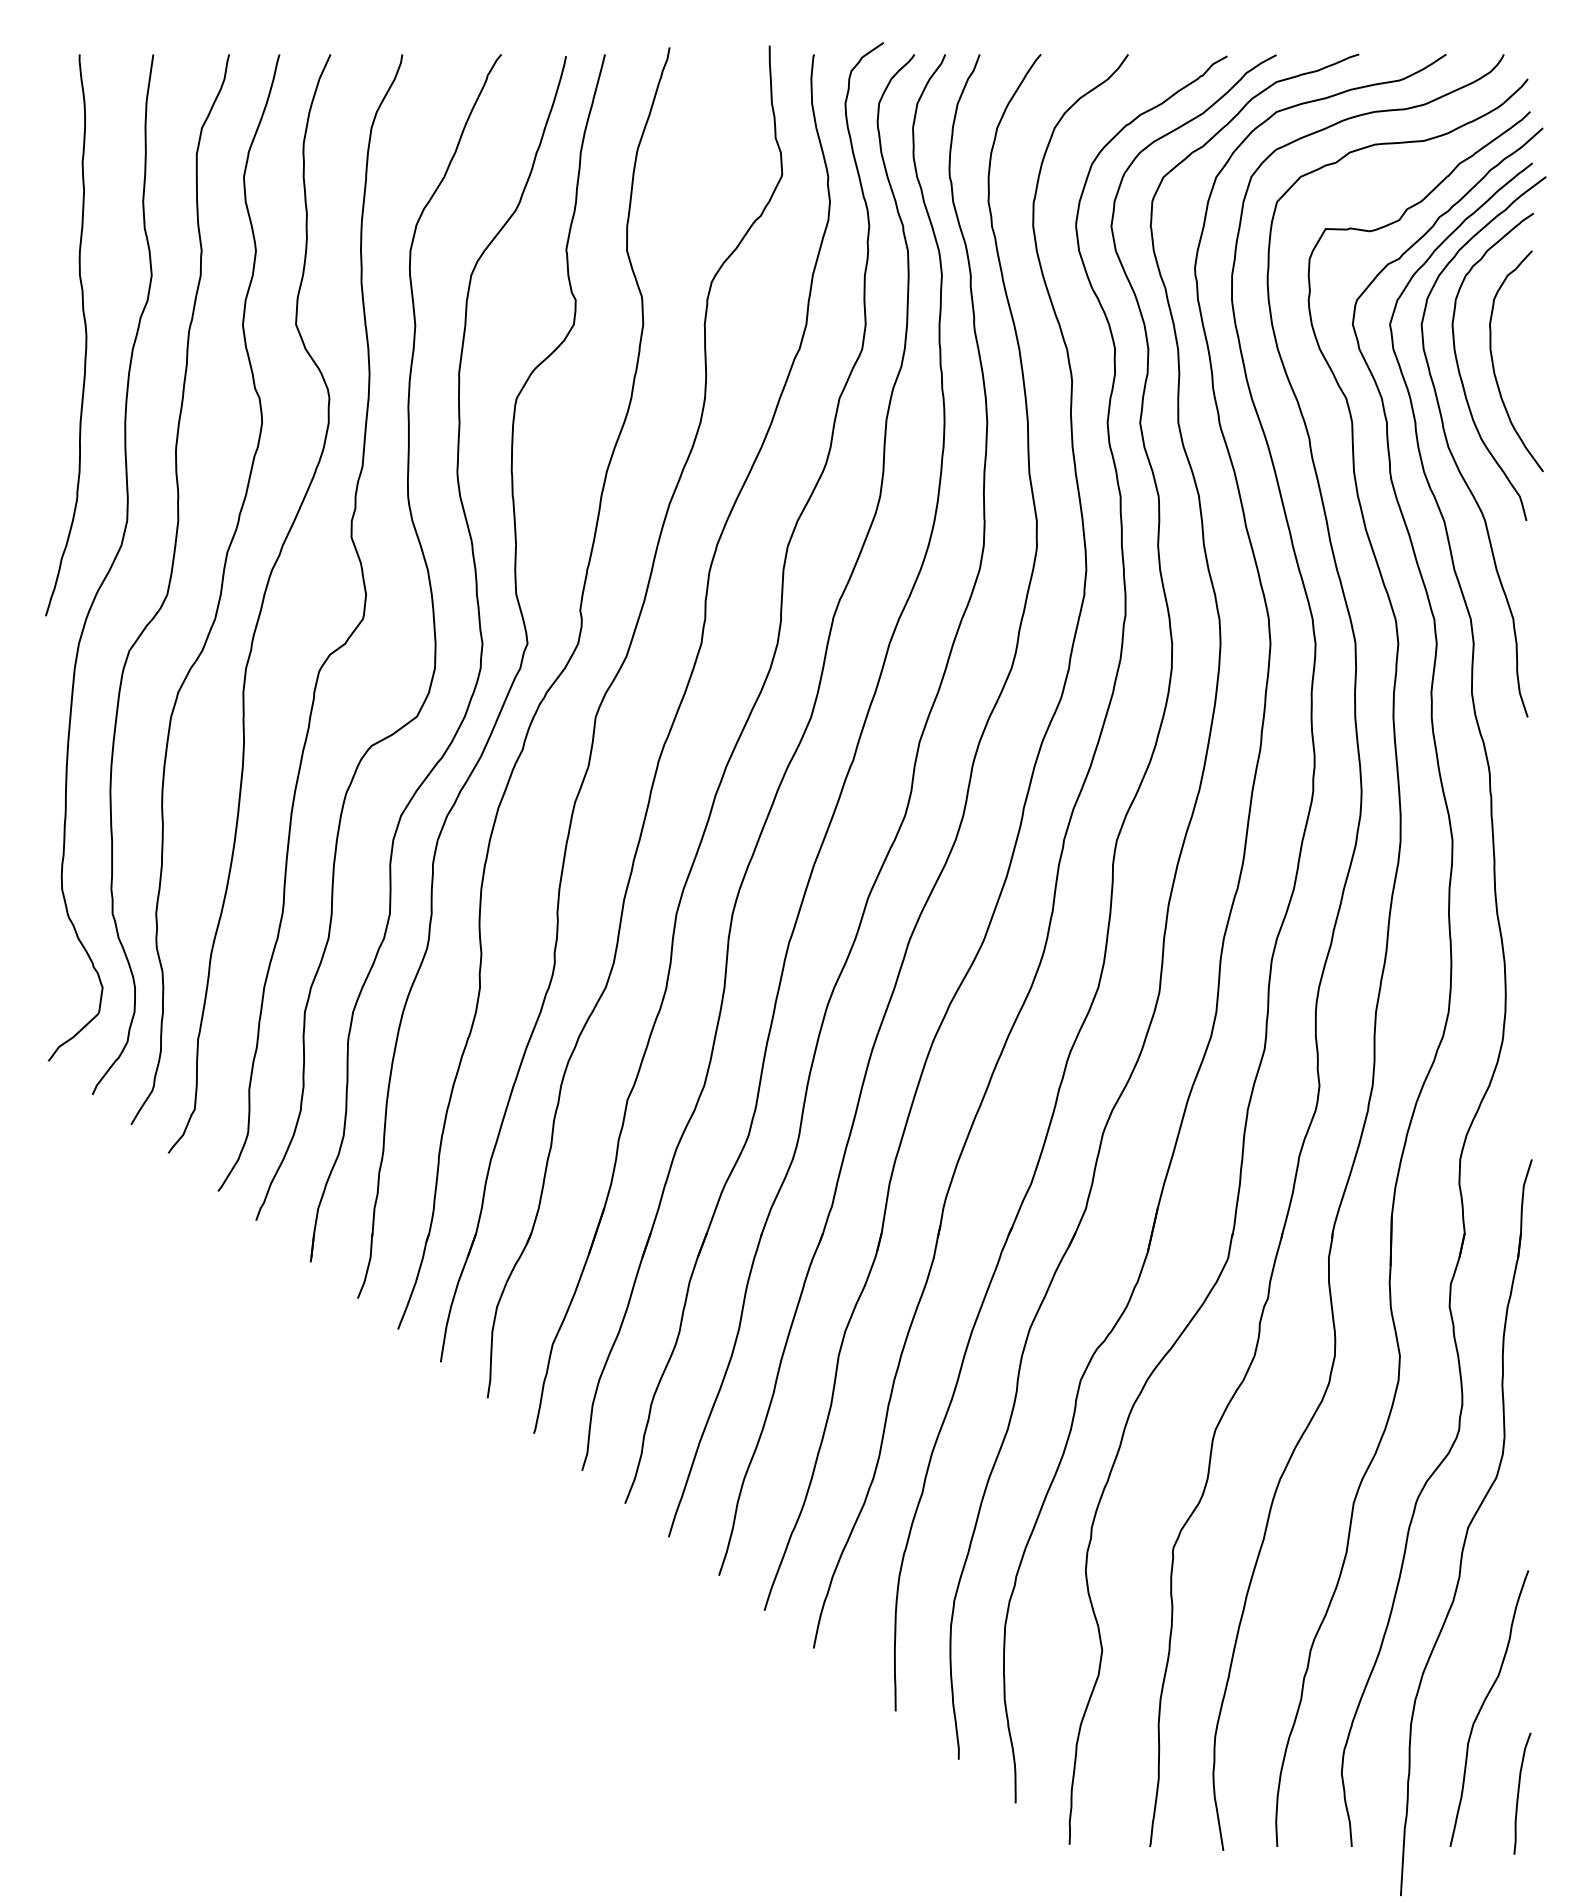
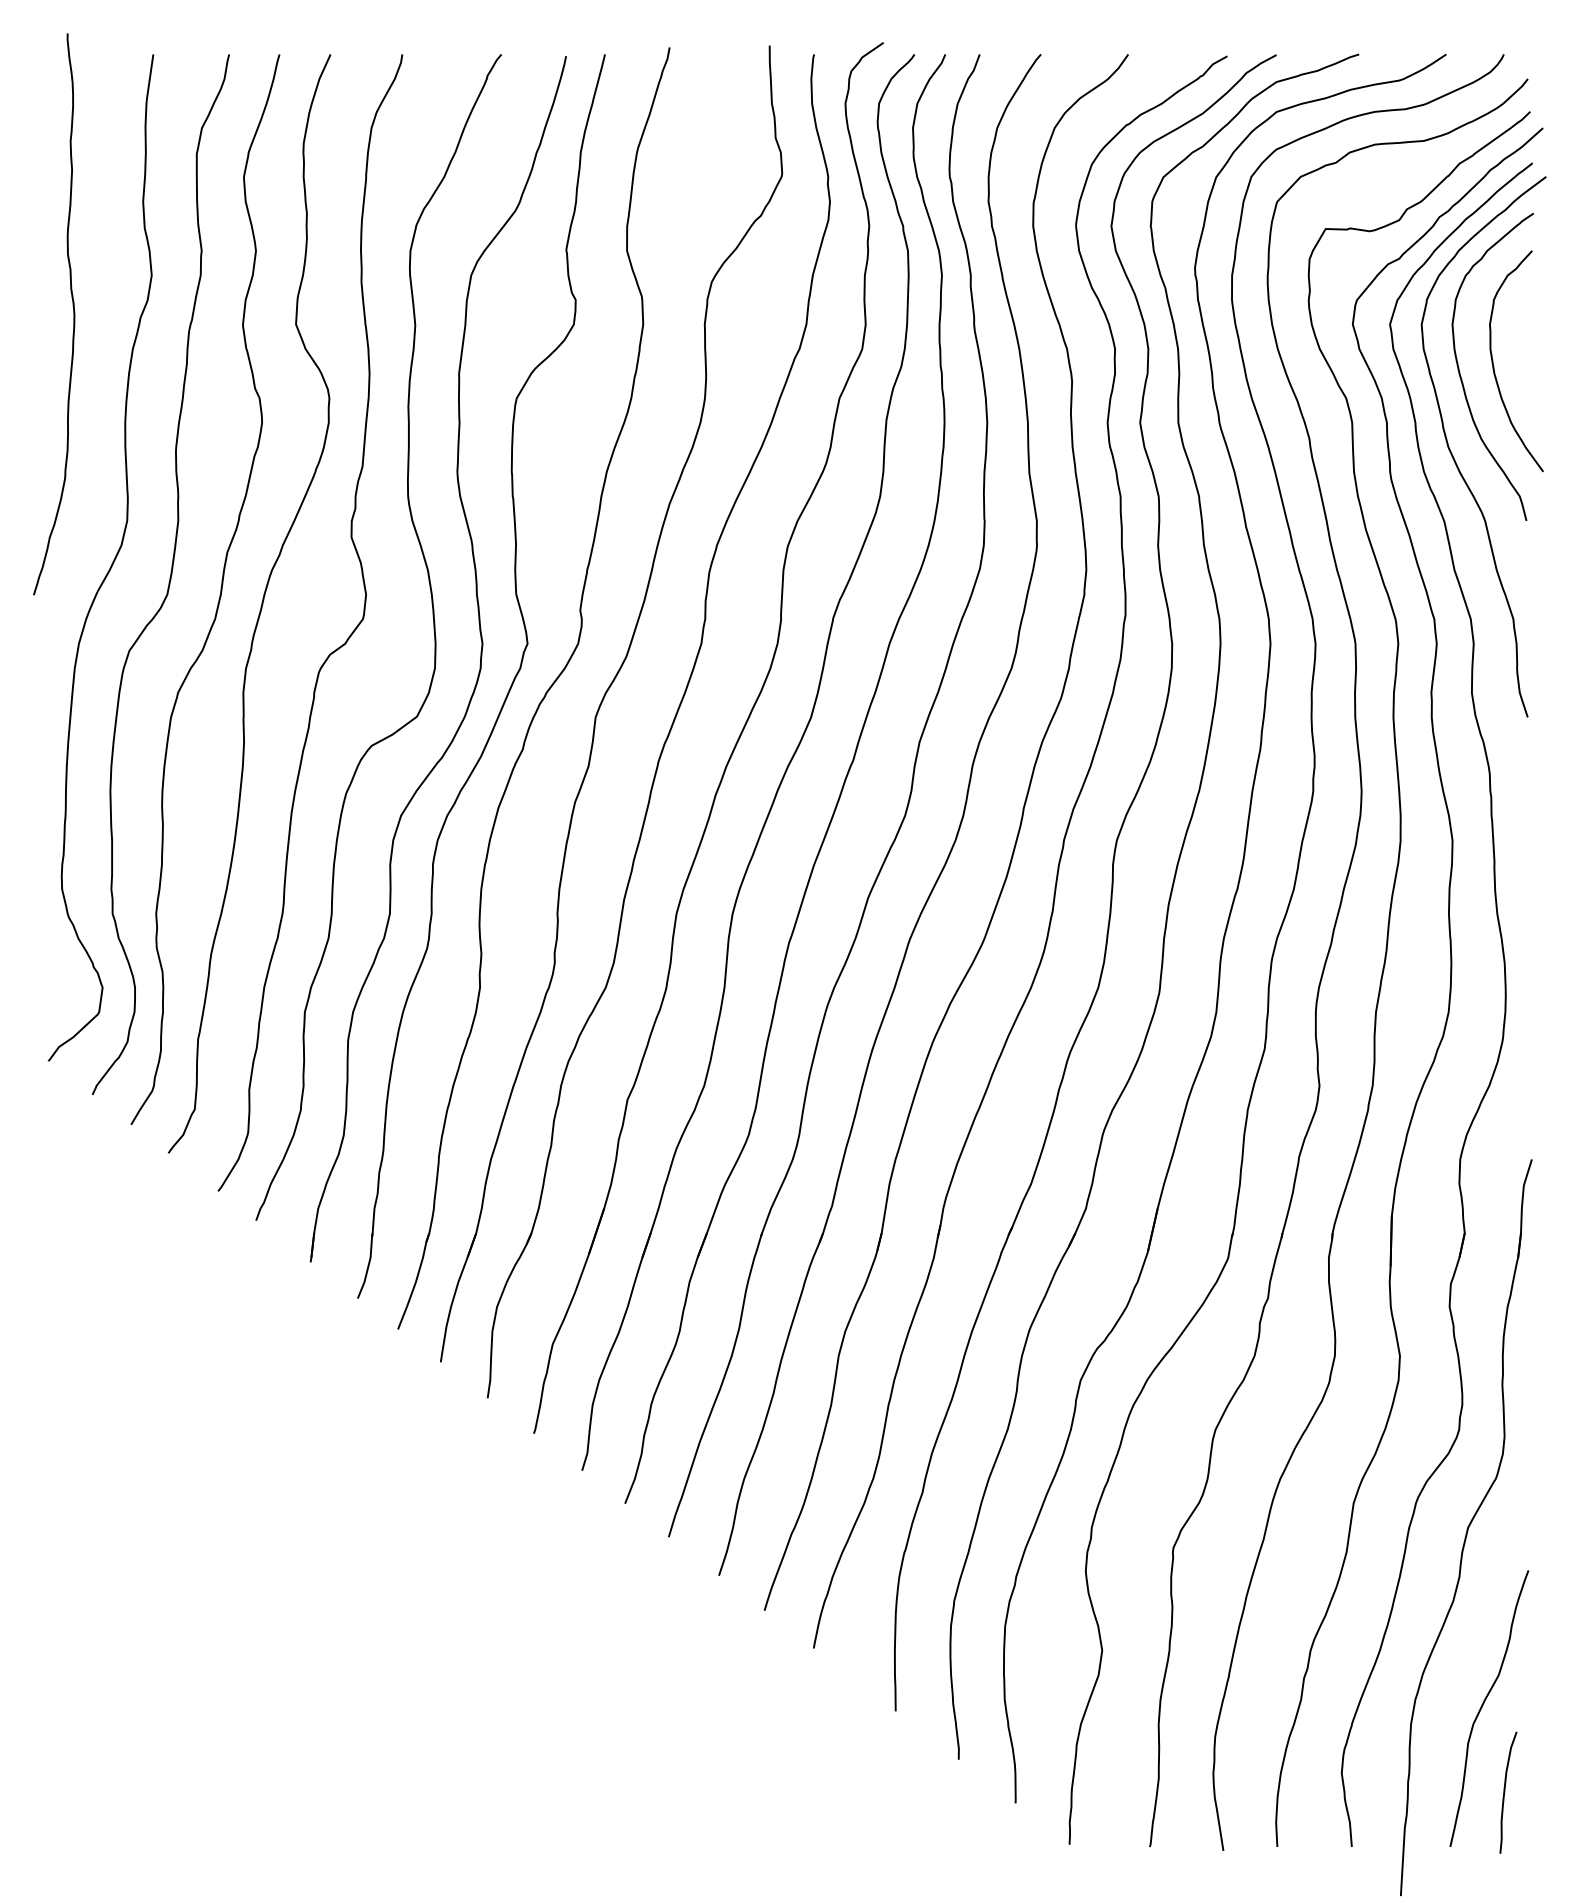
curve position: (85, 335) -> (73, 314) (73, 314)
curve position: (1519, 1793) -> (1505, 1792) (1505, 1792)
